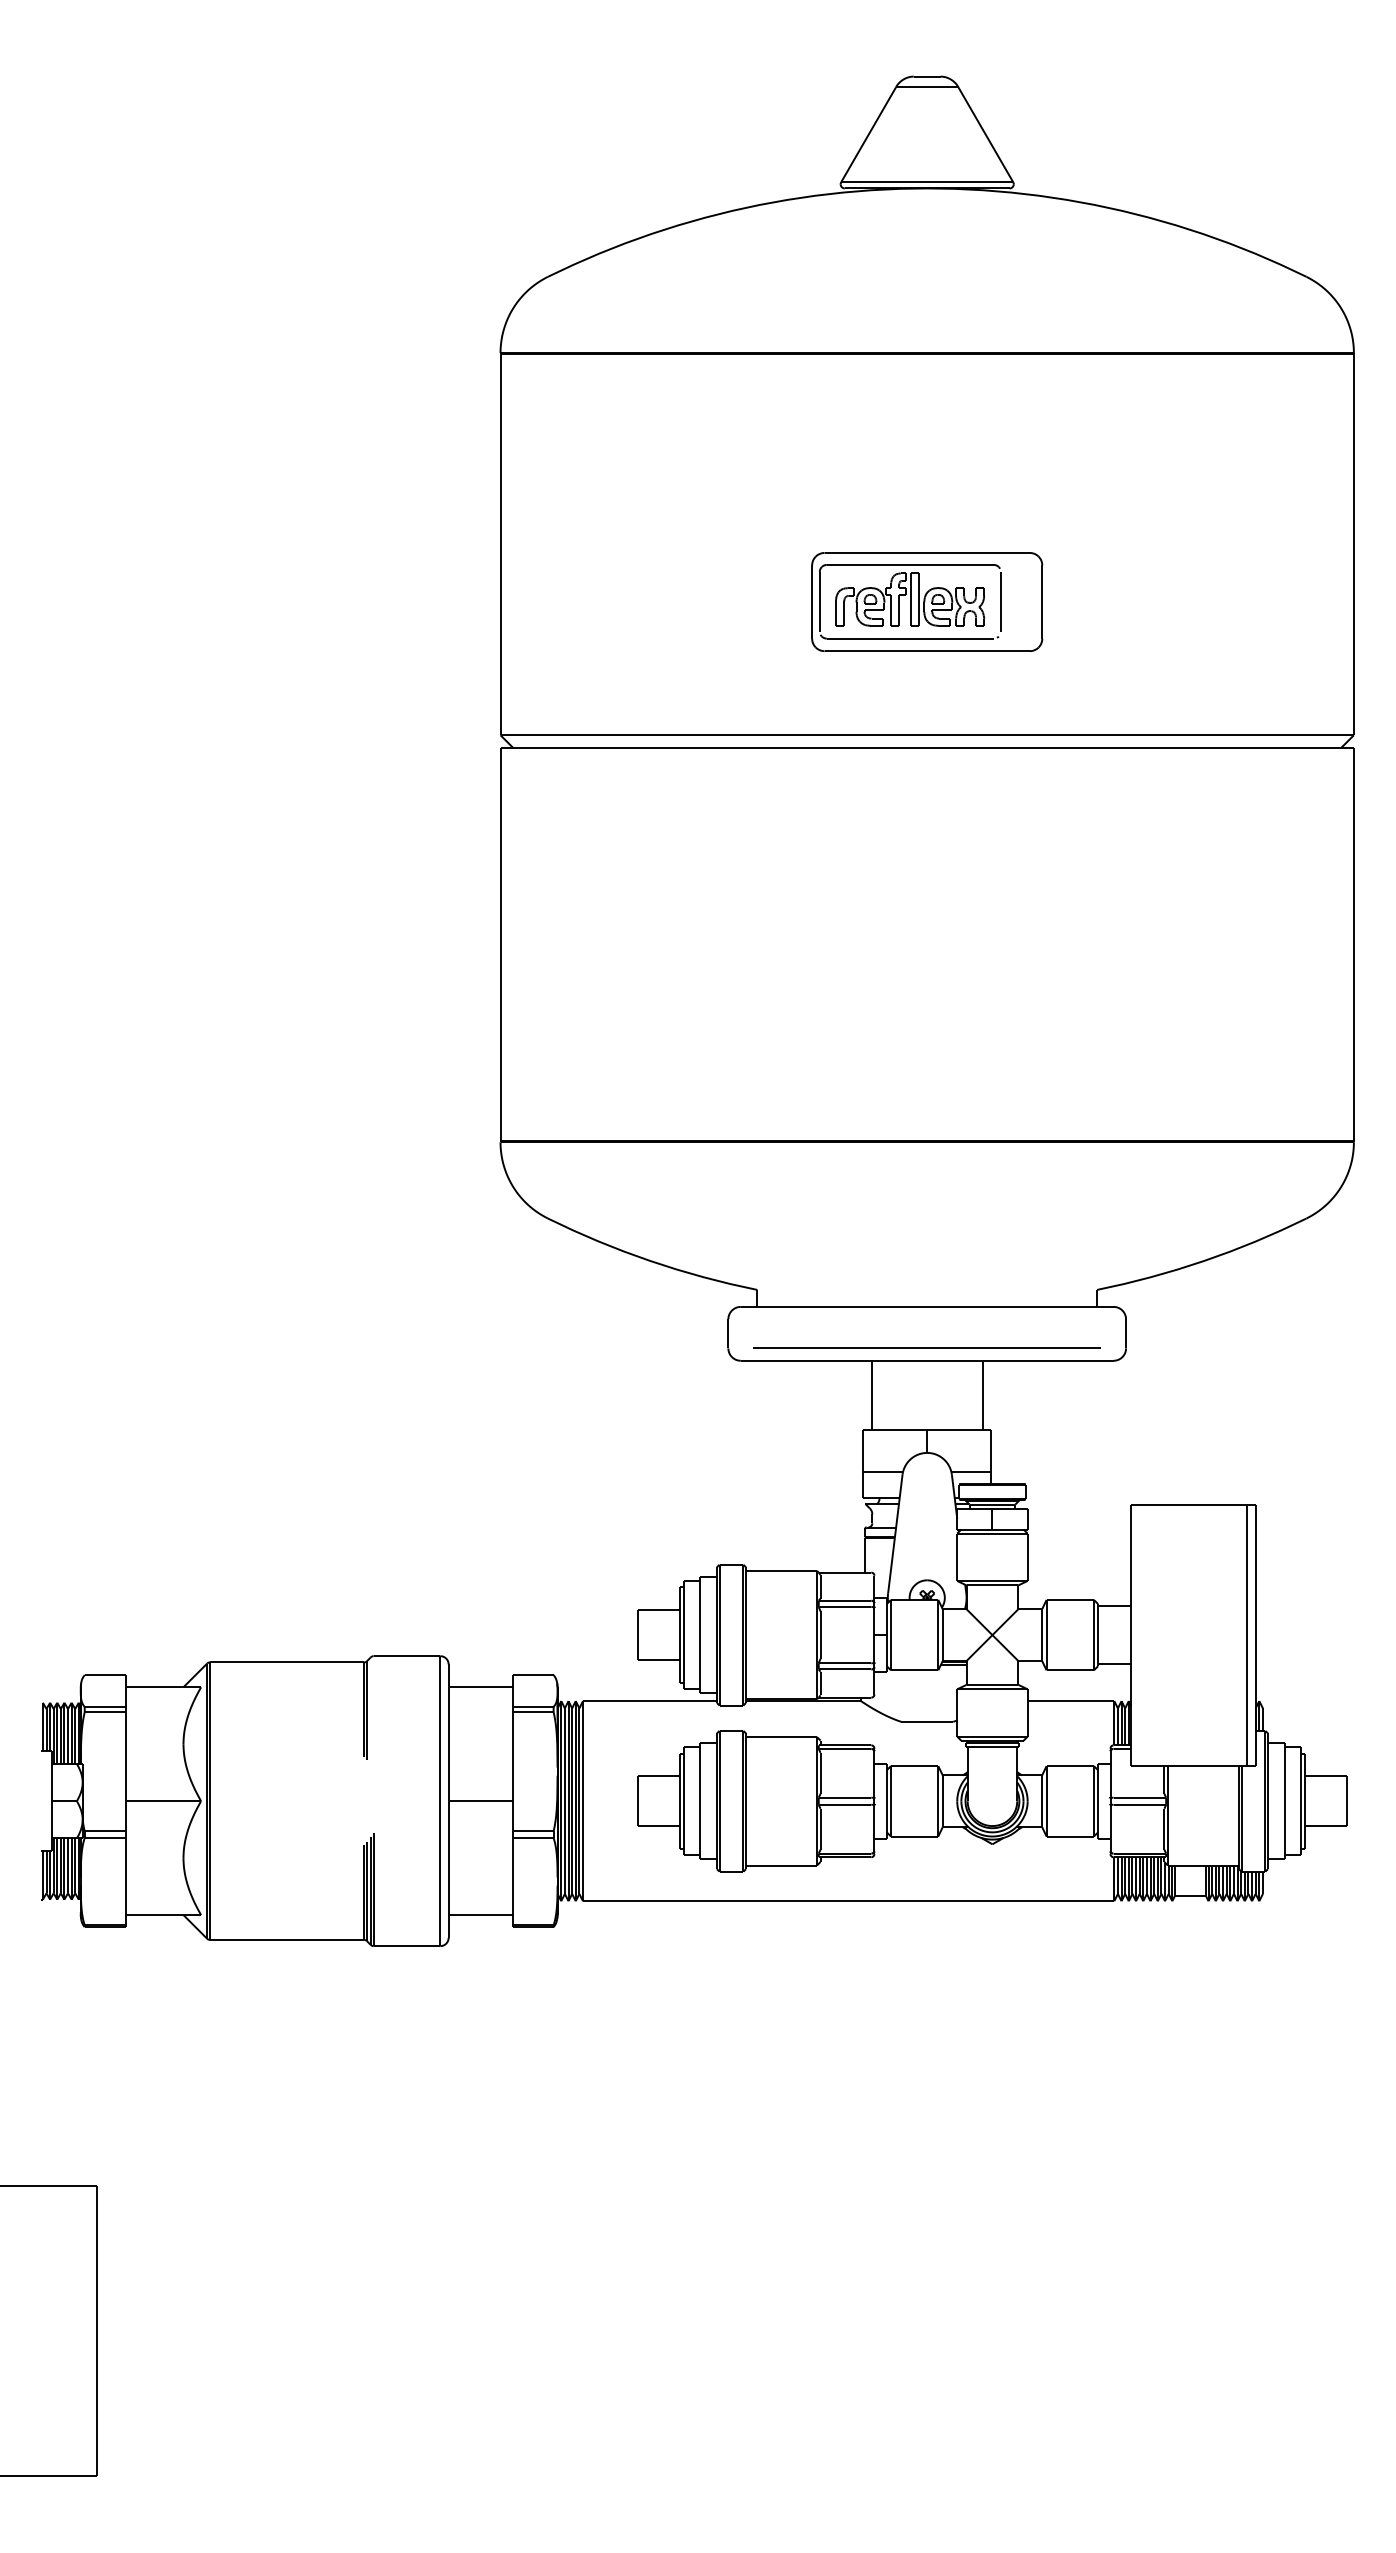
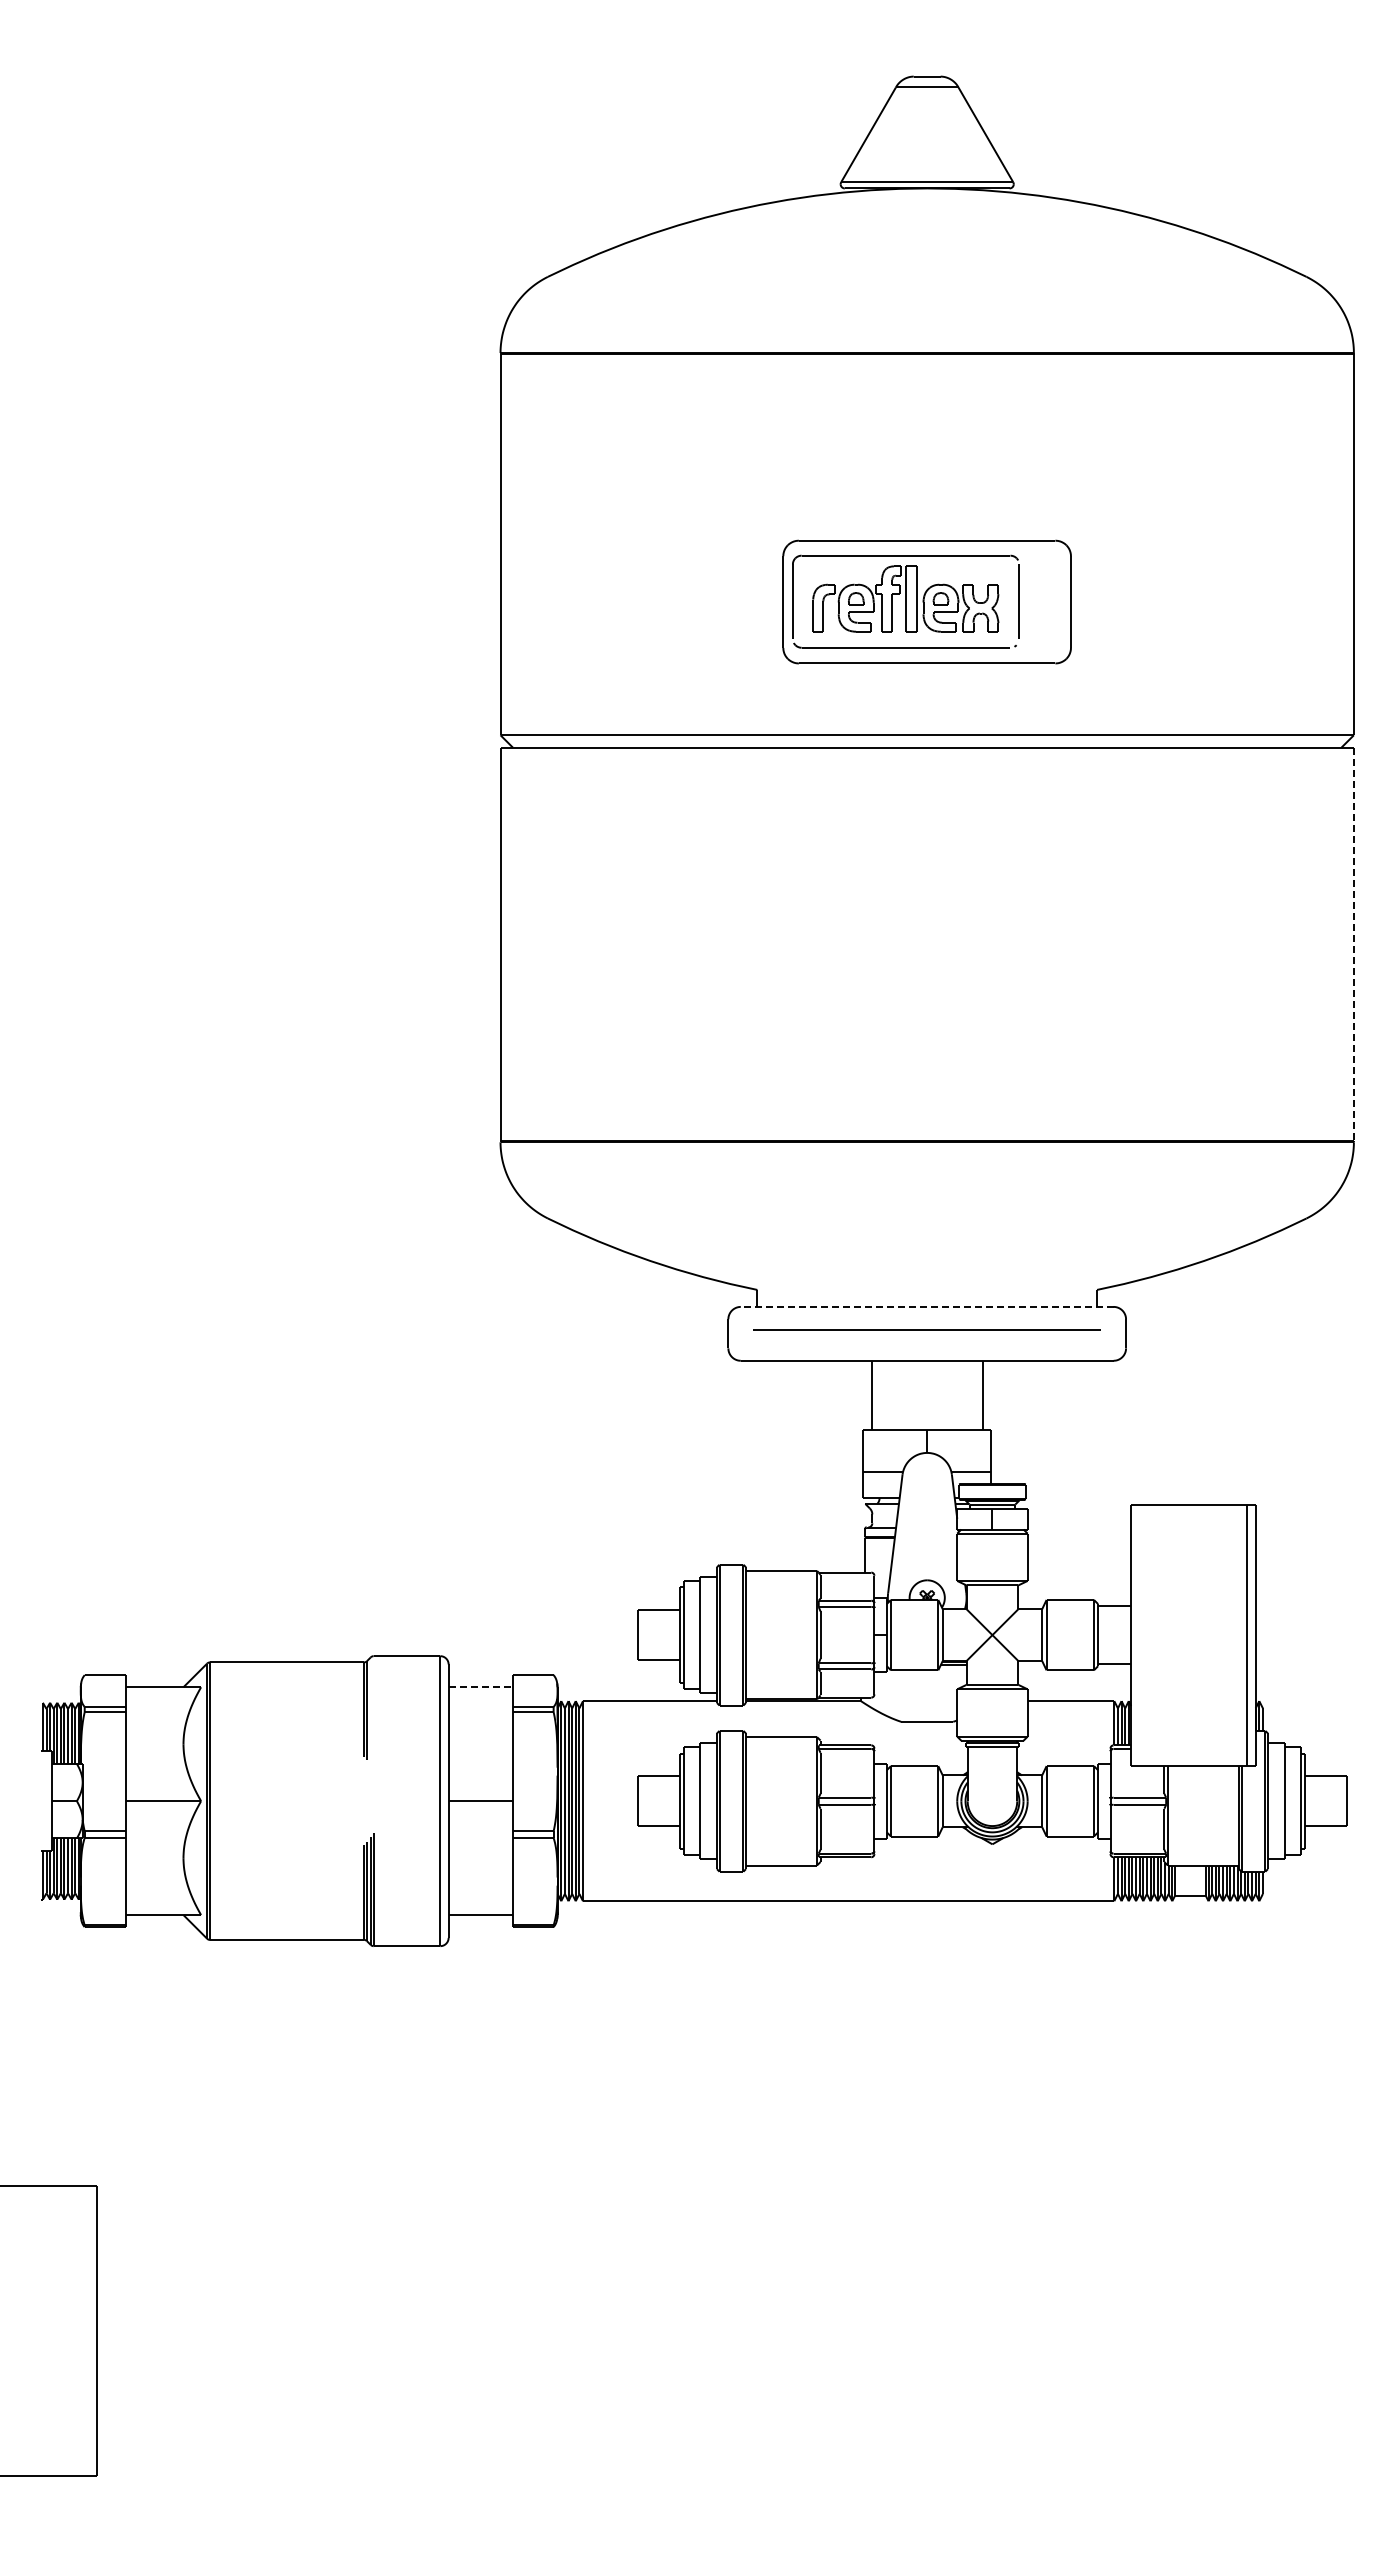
part size: 233x100 px -> 290x126 px (926, 601)
line: solid -> dashed (1353, 944)
line: solid -> dashed (926, 1306)
line position: (926, 1347) -> (926, 1329) (926, 1329)
line: solid -> dashed (481, 1687)
